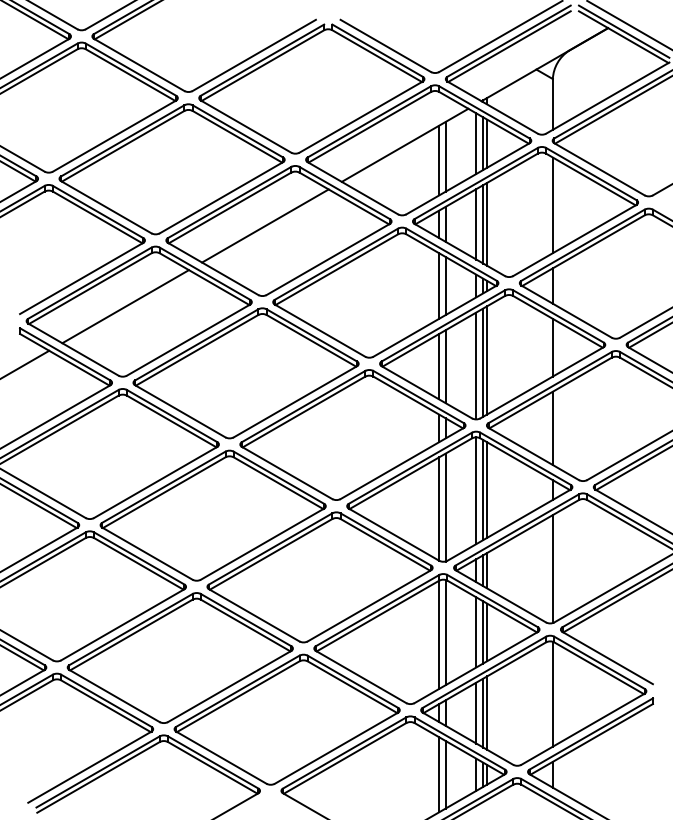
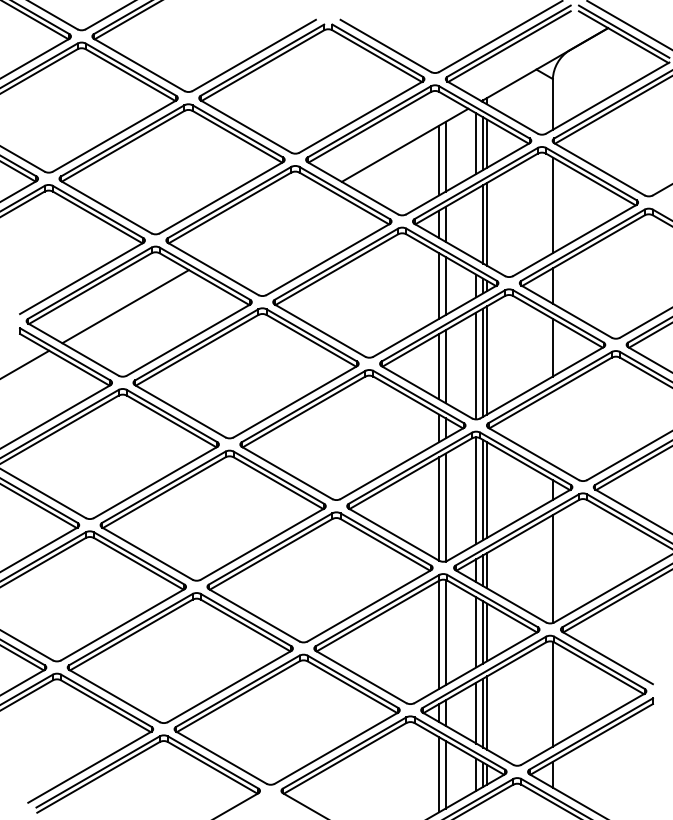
line: present -> none (476, 224)
line: present -> none (265, 225)
line: present -> none (552, 428)
